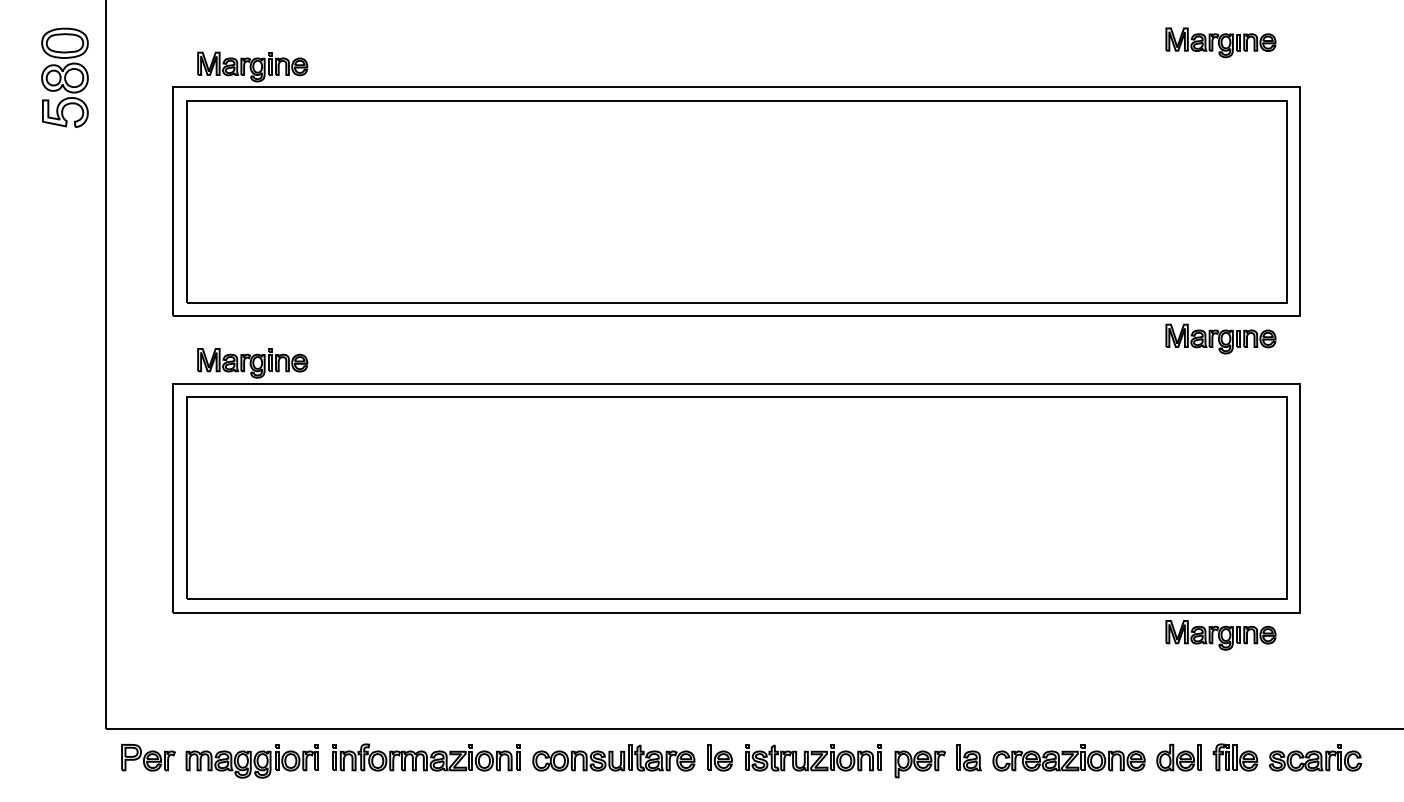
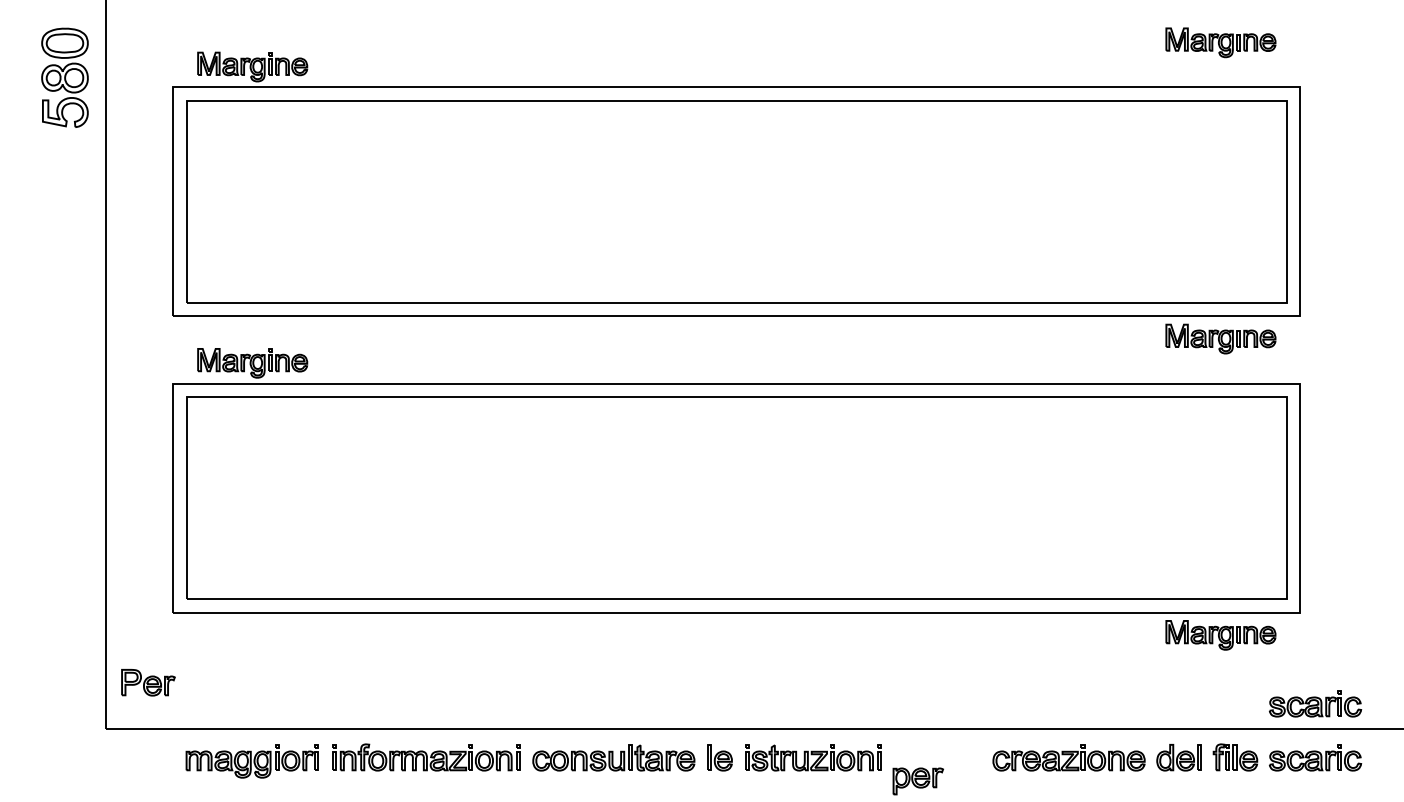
part: none -> present (1315, 703)
part position: (148, 757) -> (148, 682) (148, 682)
part: present -> none (968, 757)
part position: (919, 764) -> (917, 781) (917, 781)
